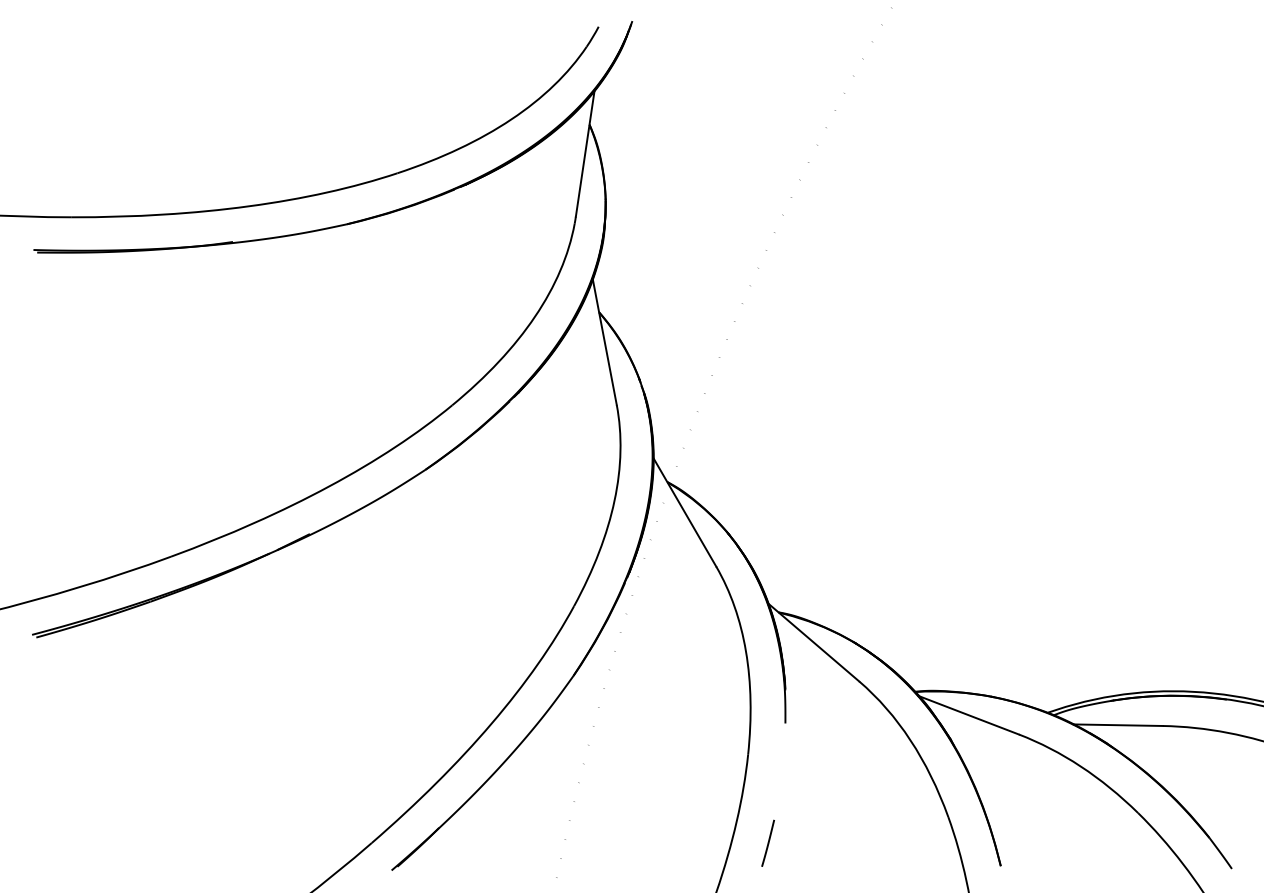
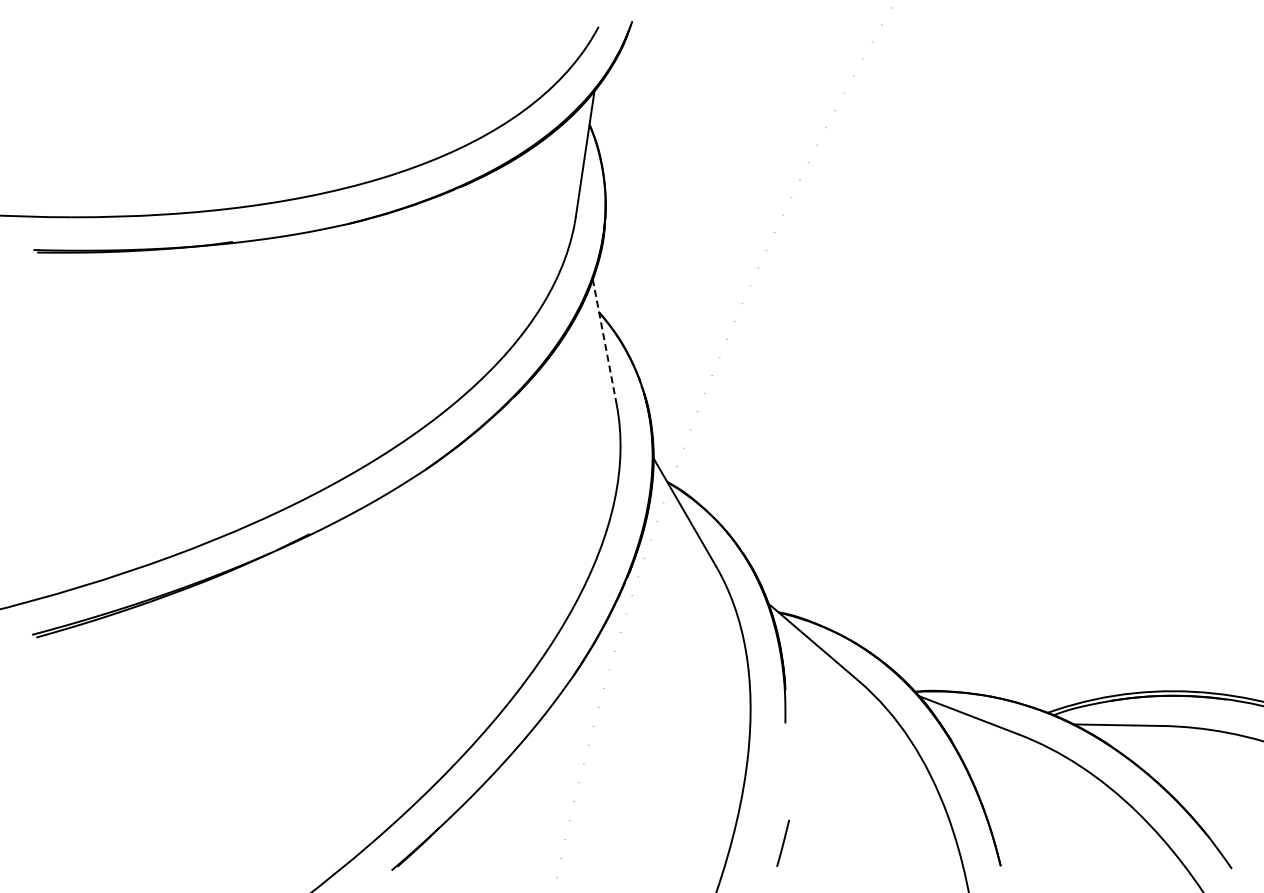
line: solid -> dashed (604, 341)
line position: (767, 842) -> (782, 842) (782, 842)
